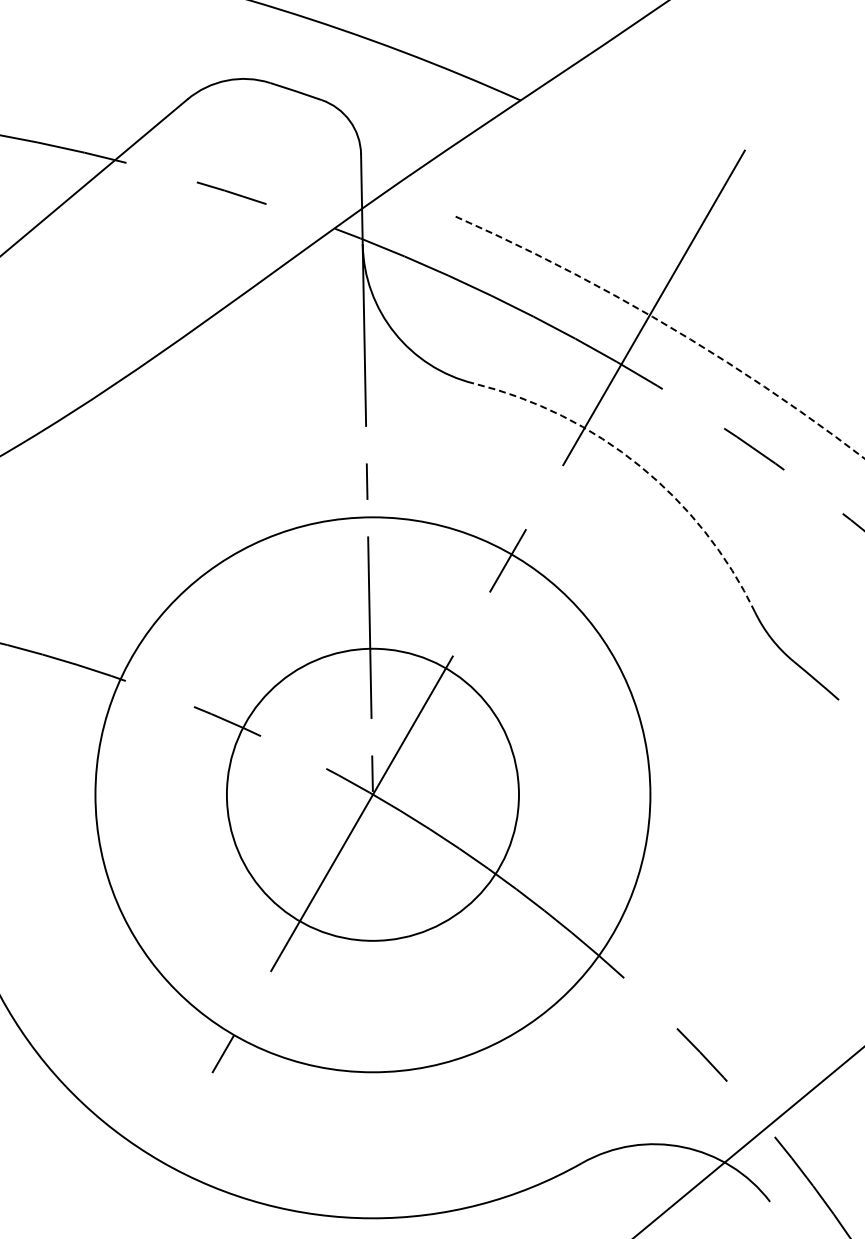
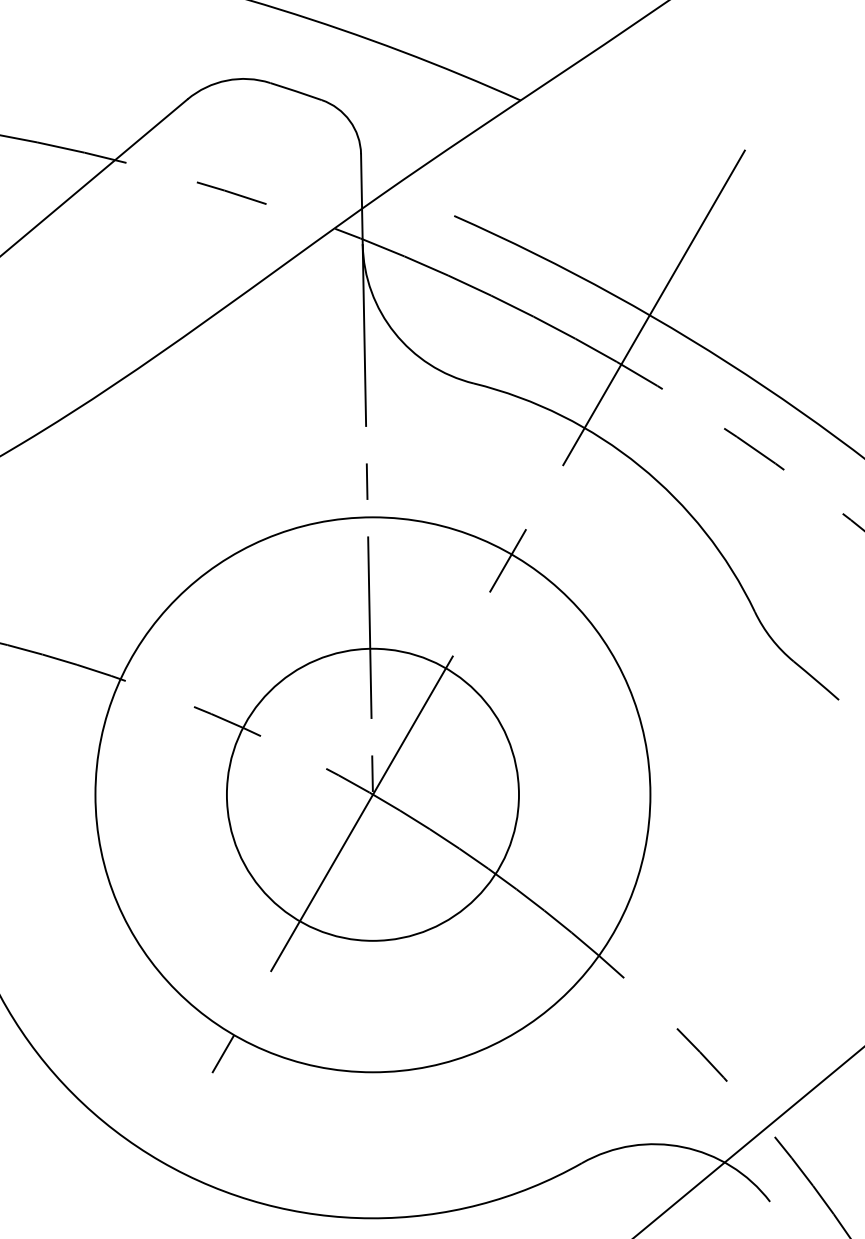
arc: dashed -> solid (666, 324)
arc: dashed -> solid (640, 466)
